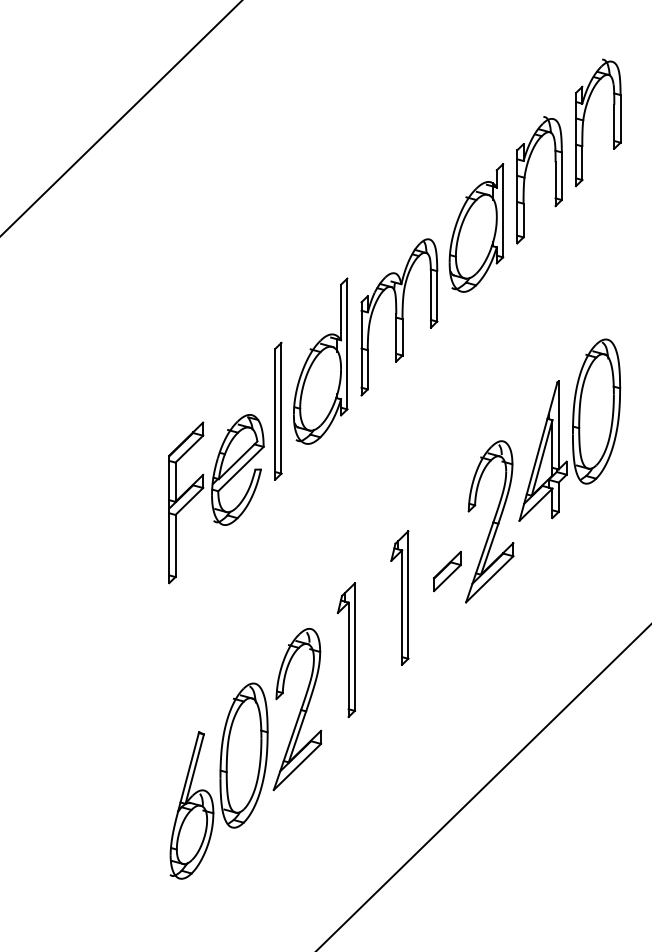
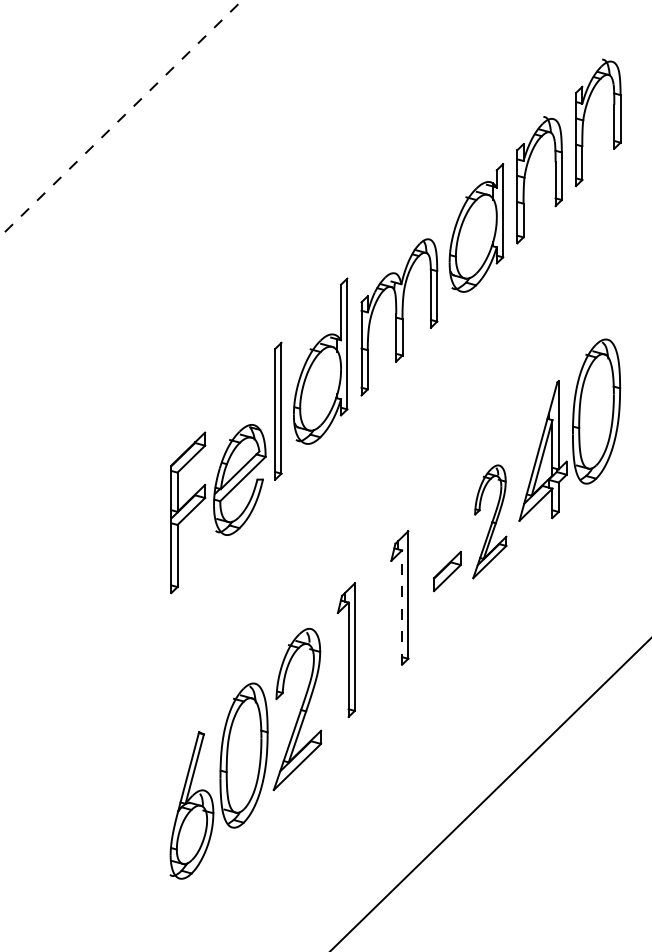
line: solid -> dashed (121, 118)
part position: (216, 499) -> (218, 509) (218, 509)
part size: 50x164 px -> 36x116 px (489, 521)
line: solid -> dashed (402, 607)
line position: (483, 787) -> (490, 794) (490, 794)
